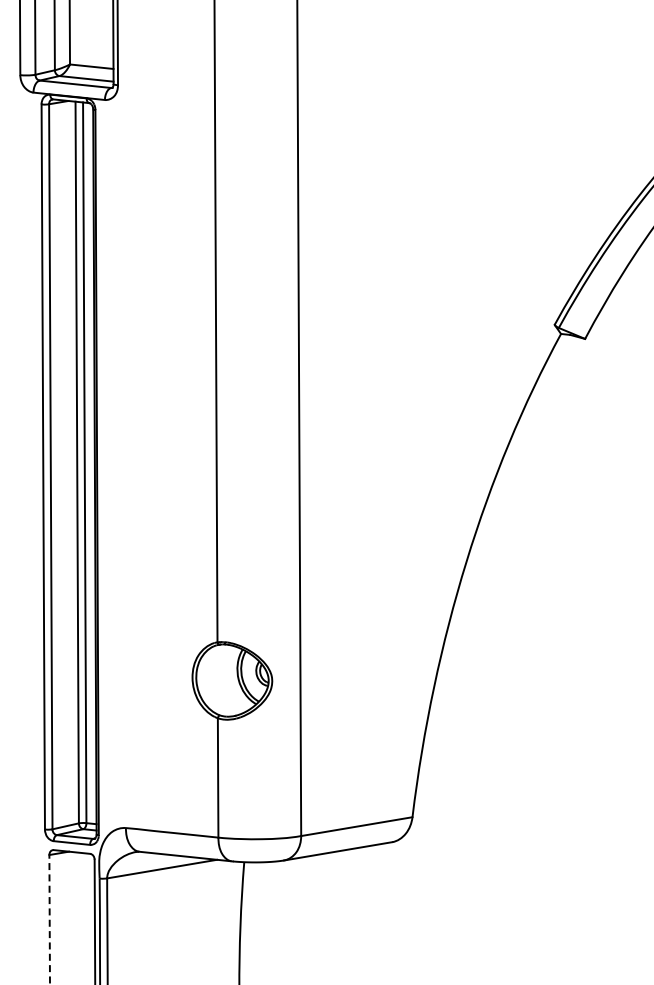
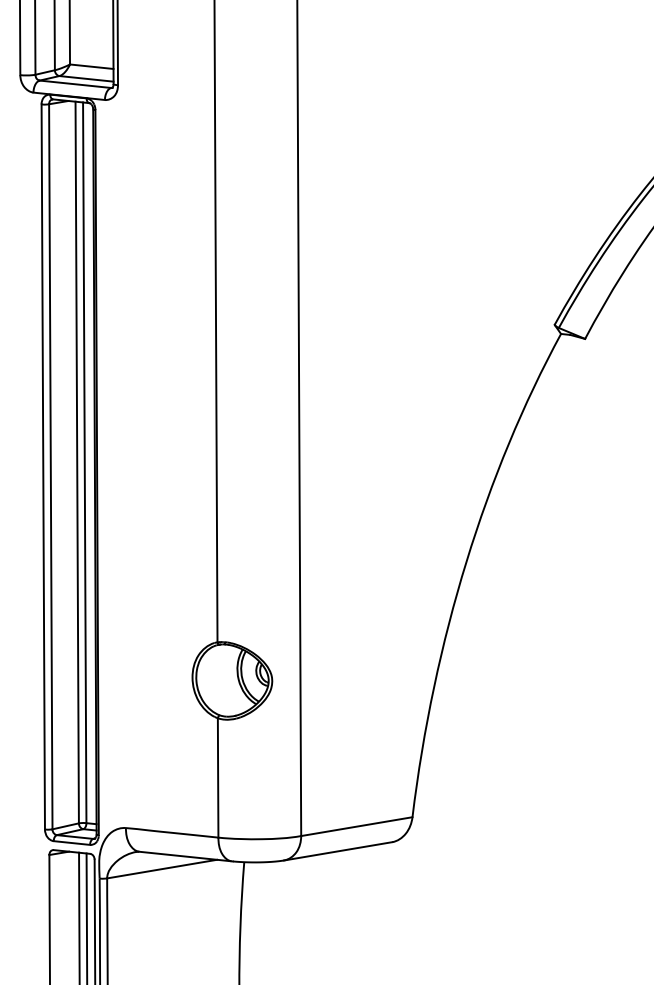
line: none -> present (79, 916)
line: none -> present (86, 917)
line: dashed -> solid (49, 919)
